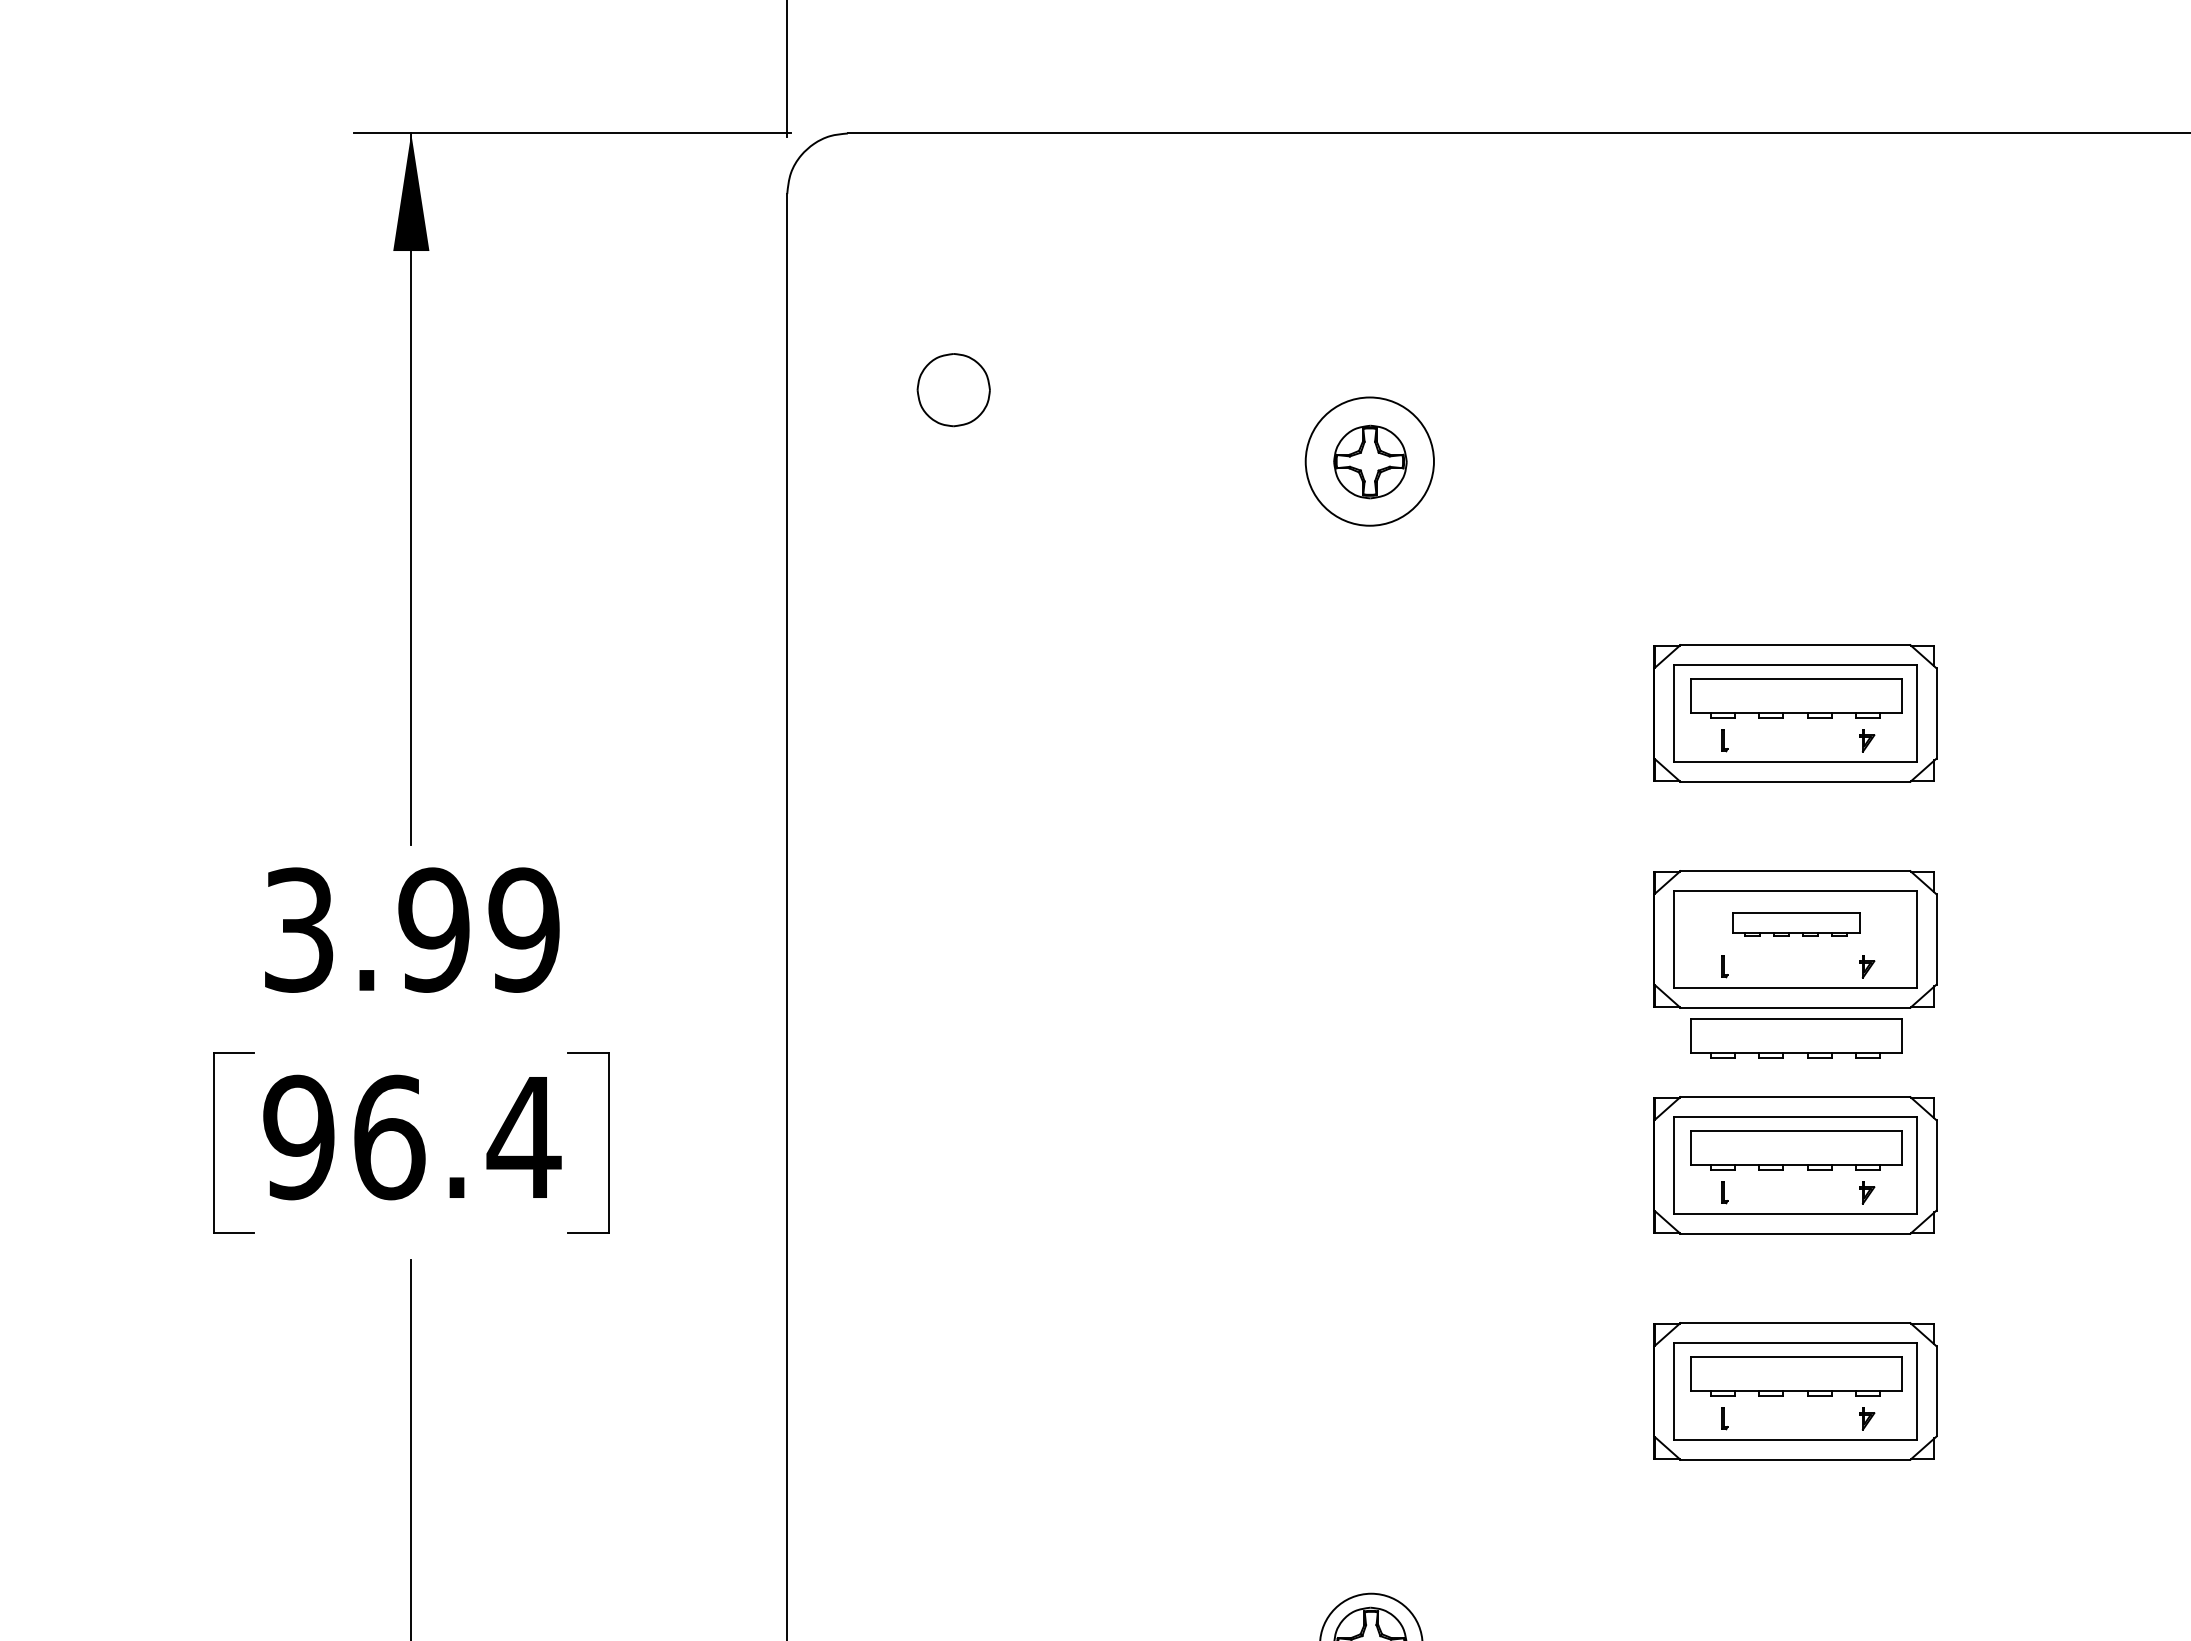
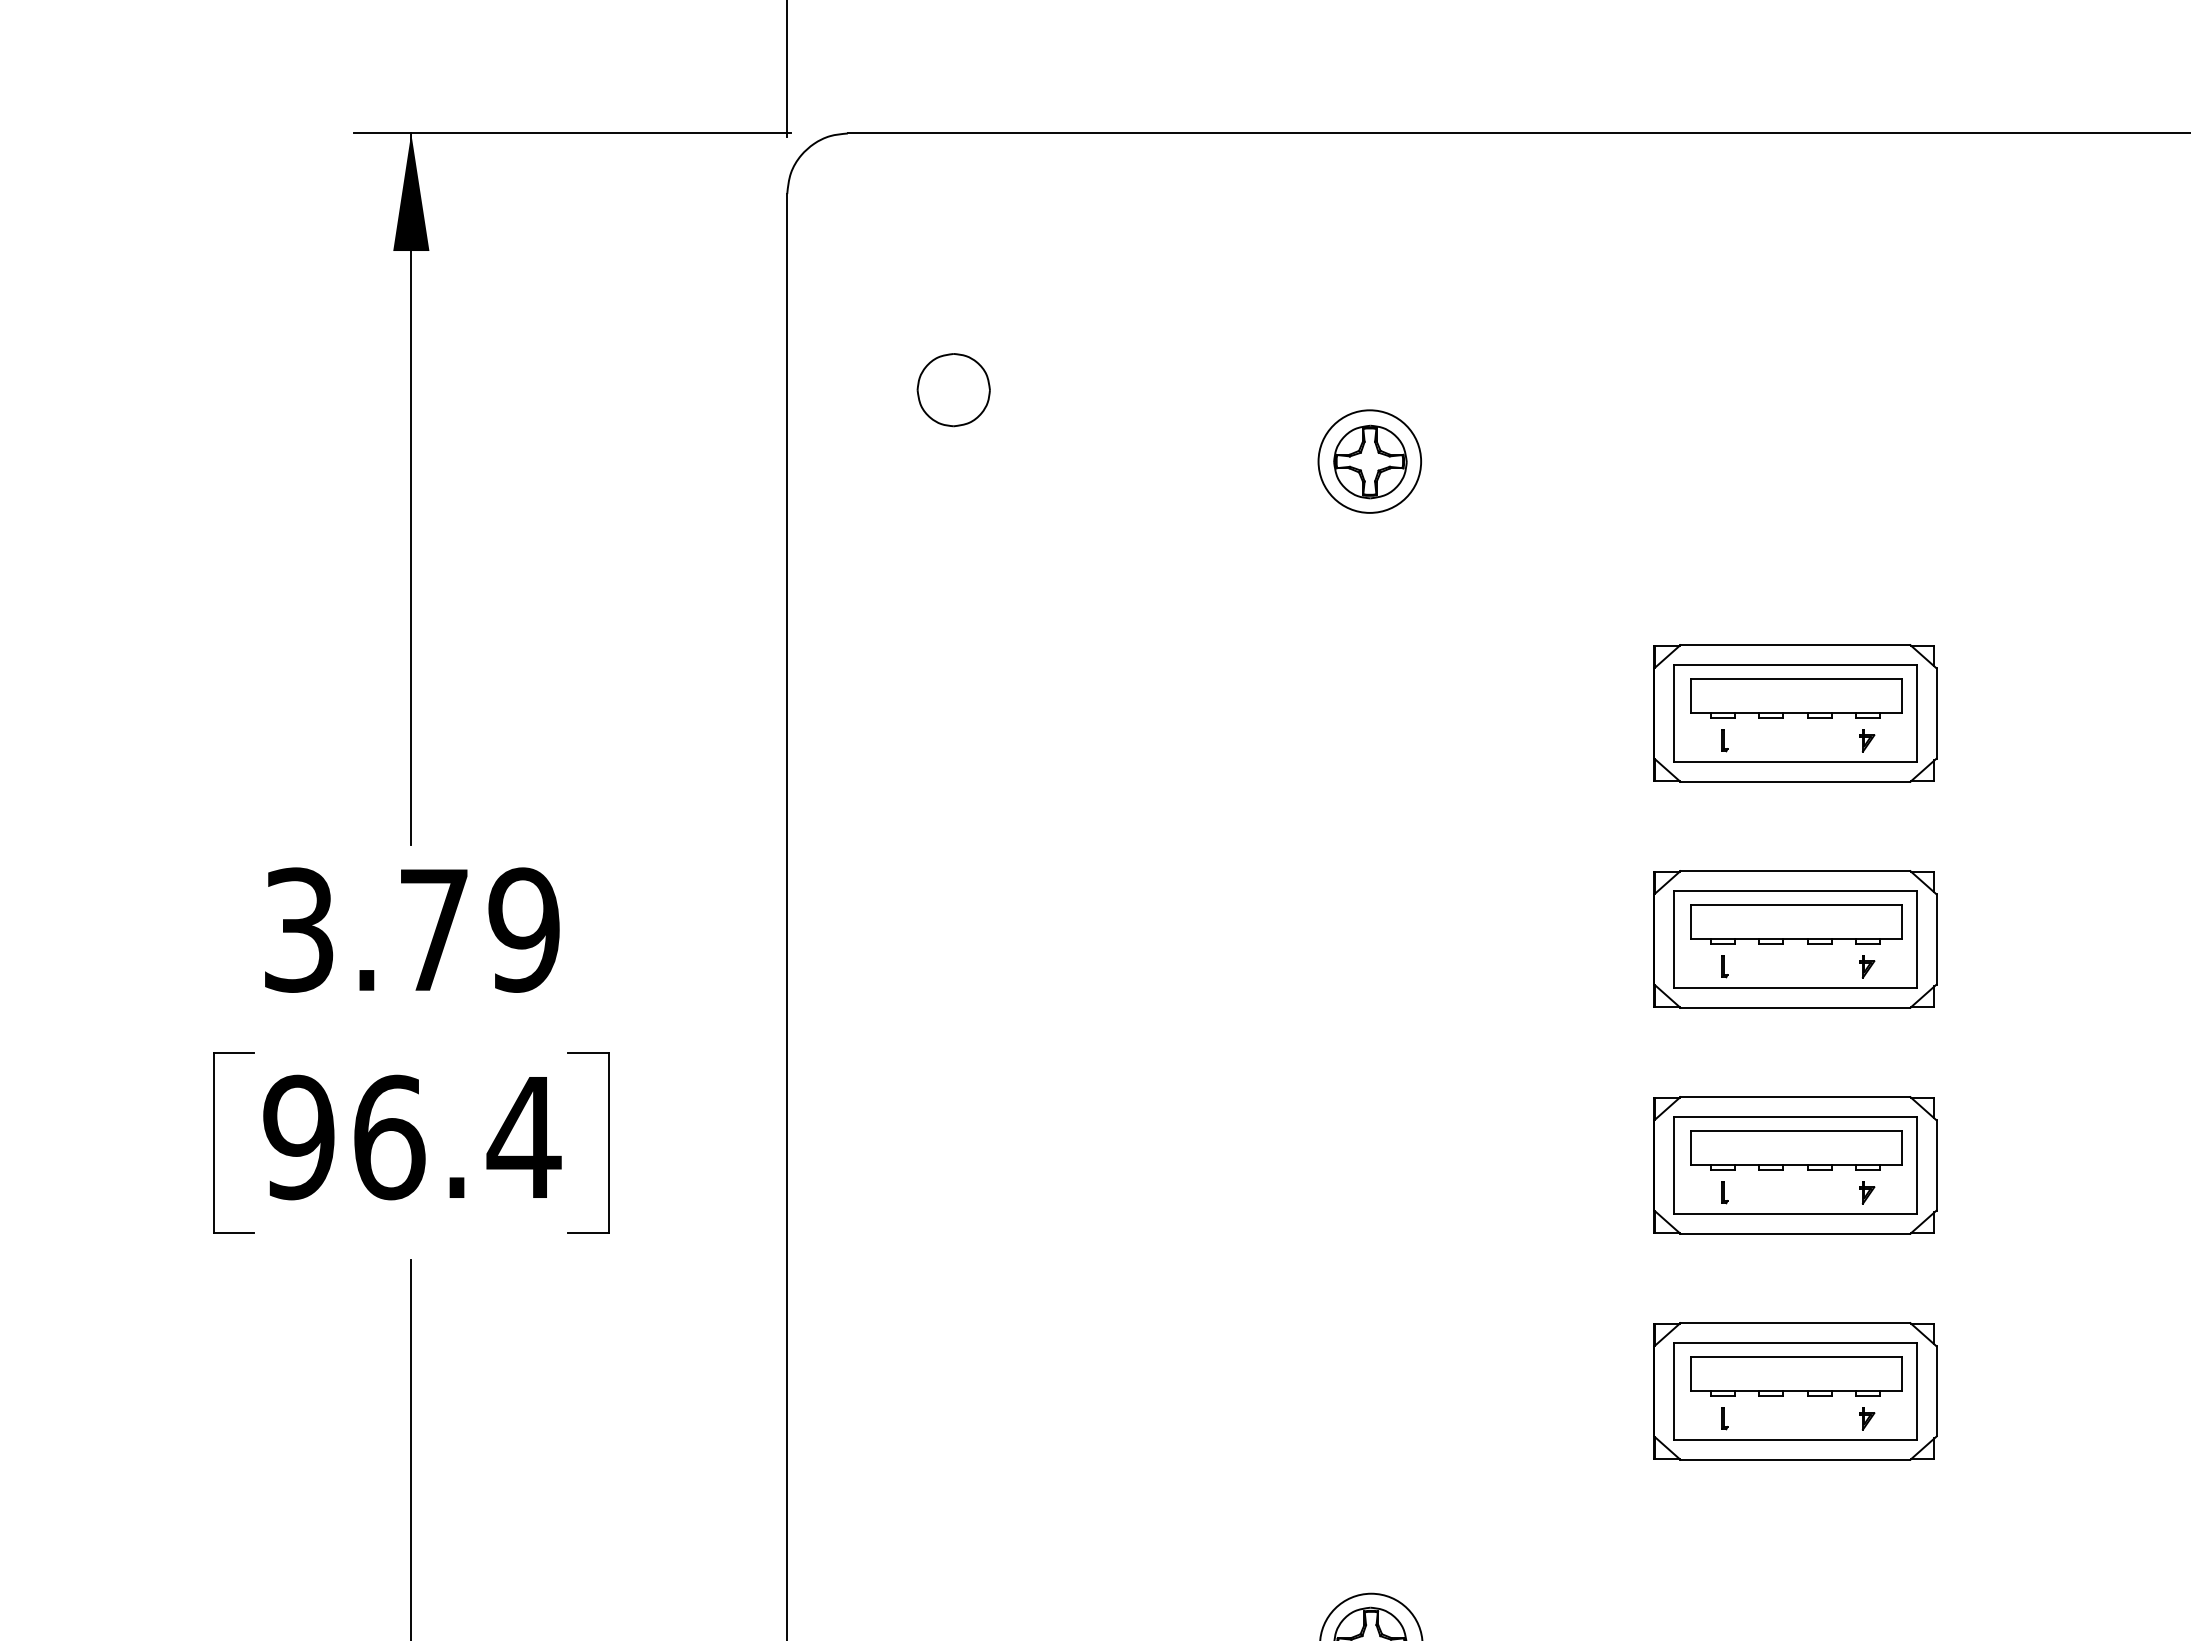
circle diameter: 128 px -> 103 px (1369, 461)
part size: 129x25 px -> 213x41 px (1796, 924)
text: 3.99 -> 3.79 (433, 929)
part: present -> none (1796, 1038)
